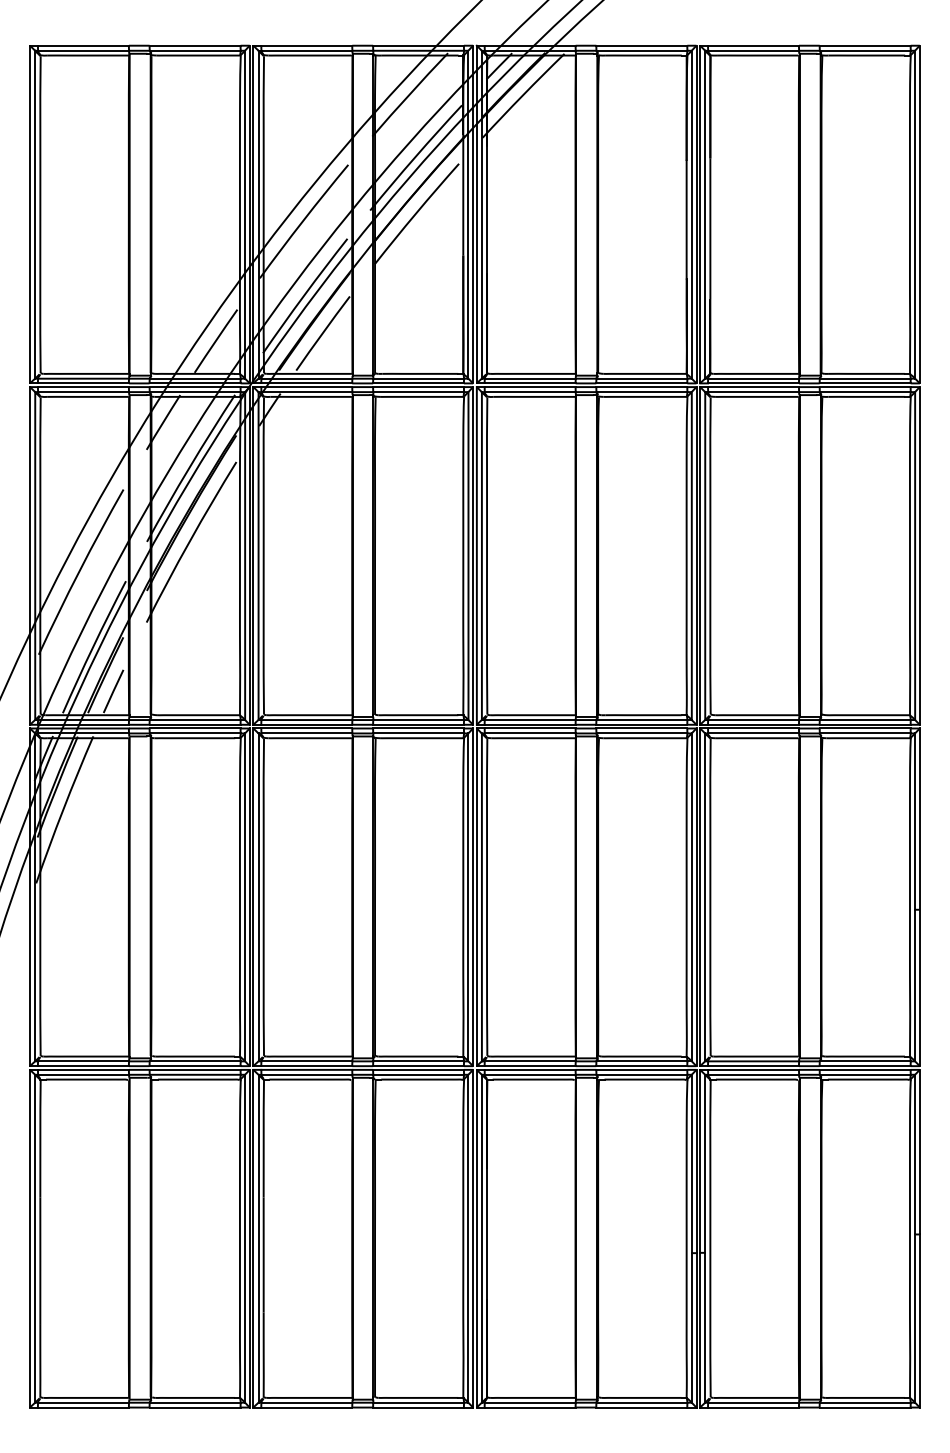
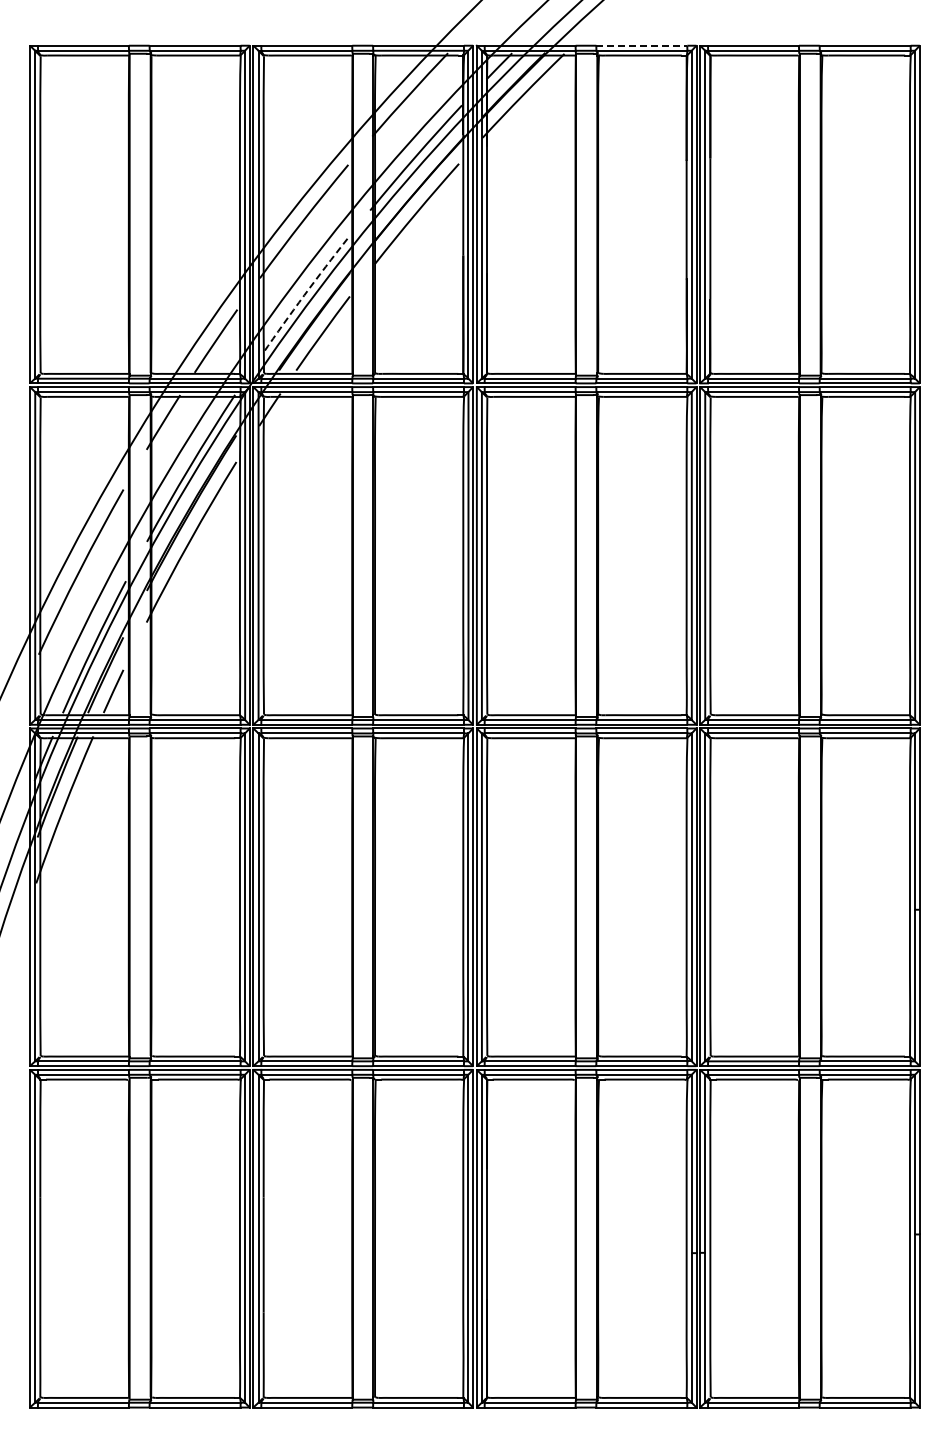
line: solid -> dashed (642, 45)
arc: solid -> dashed (304, 295)
